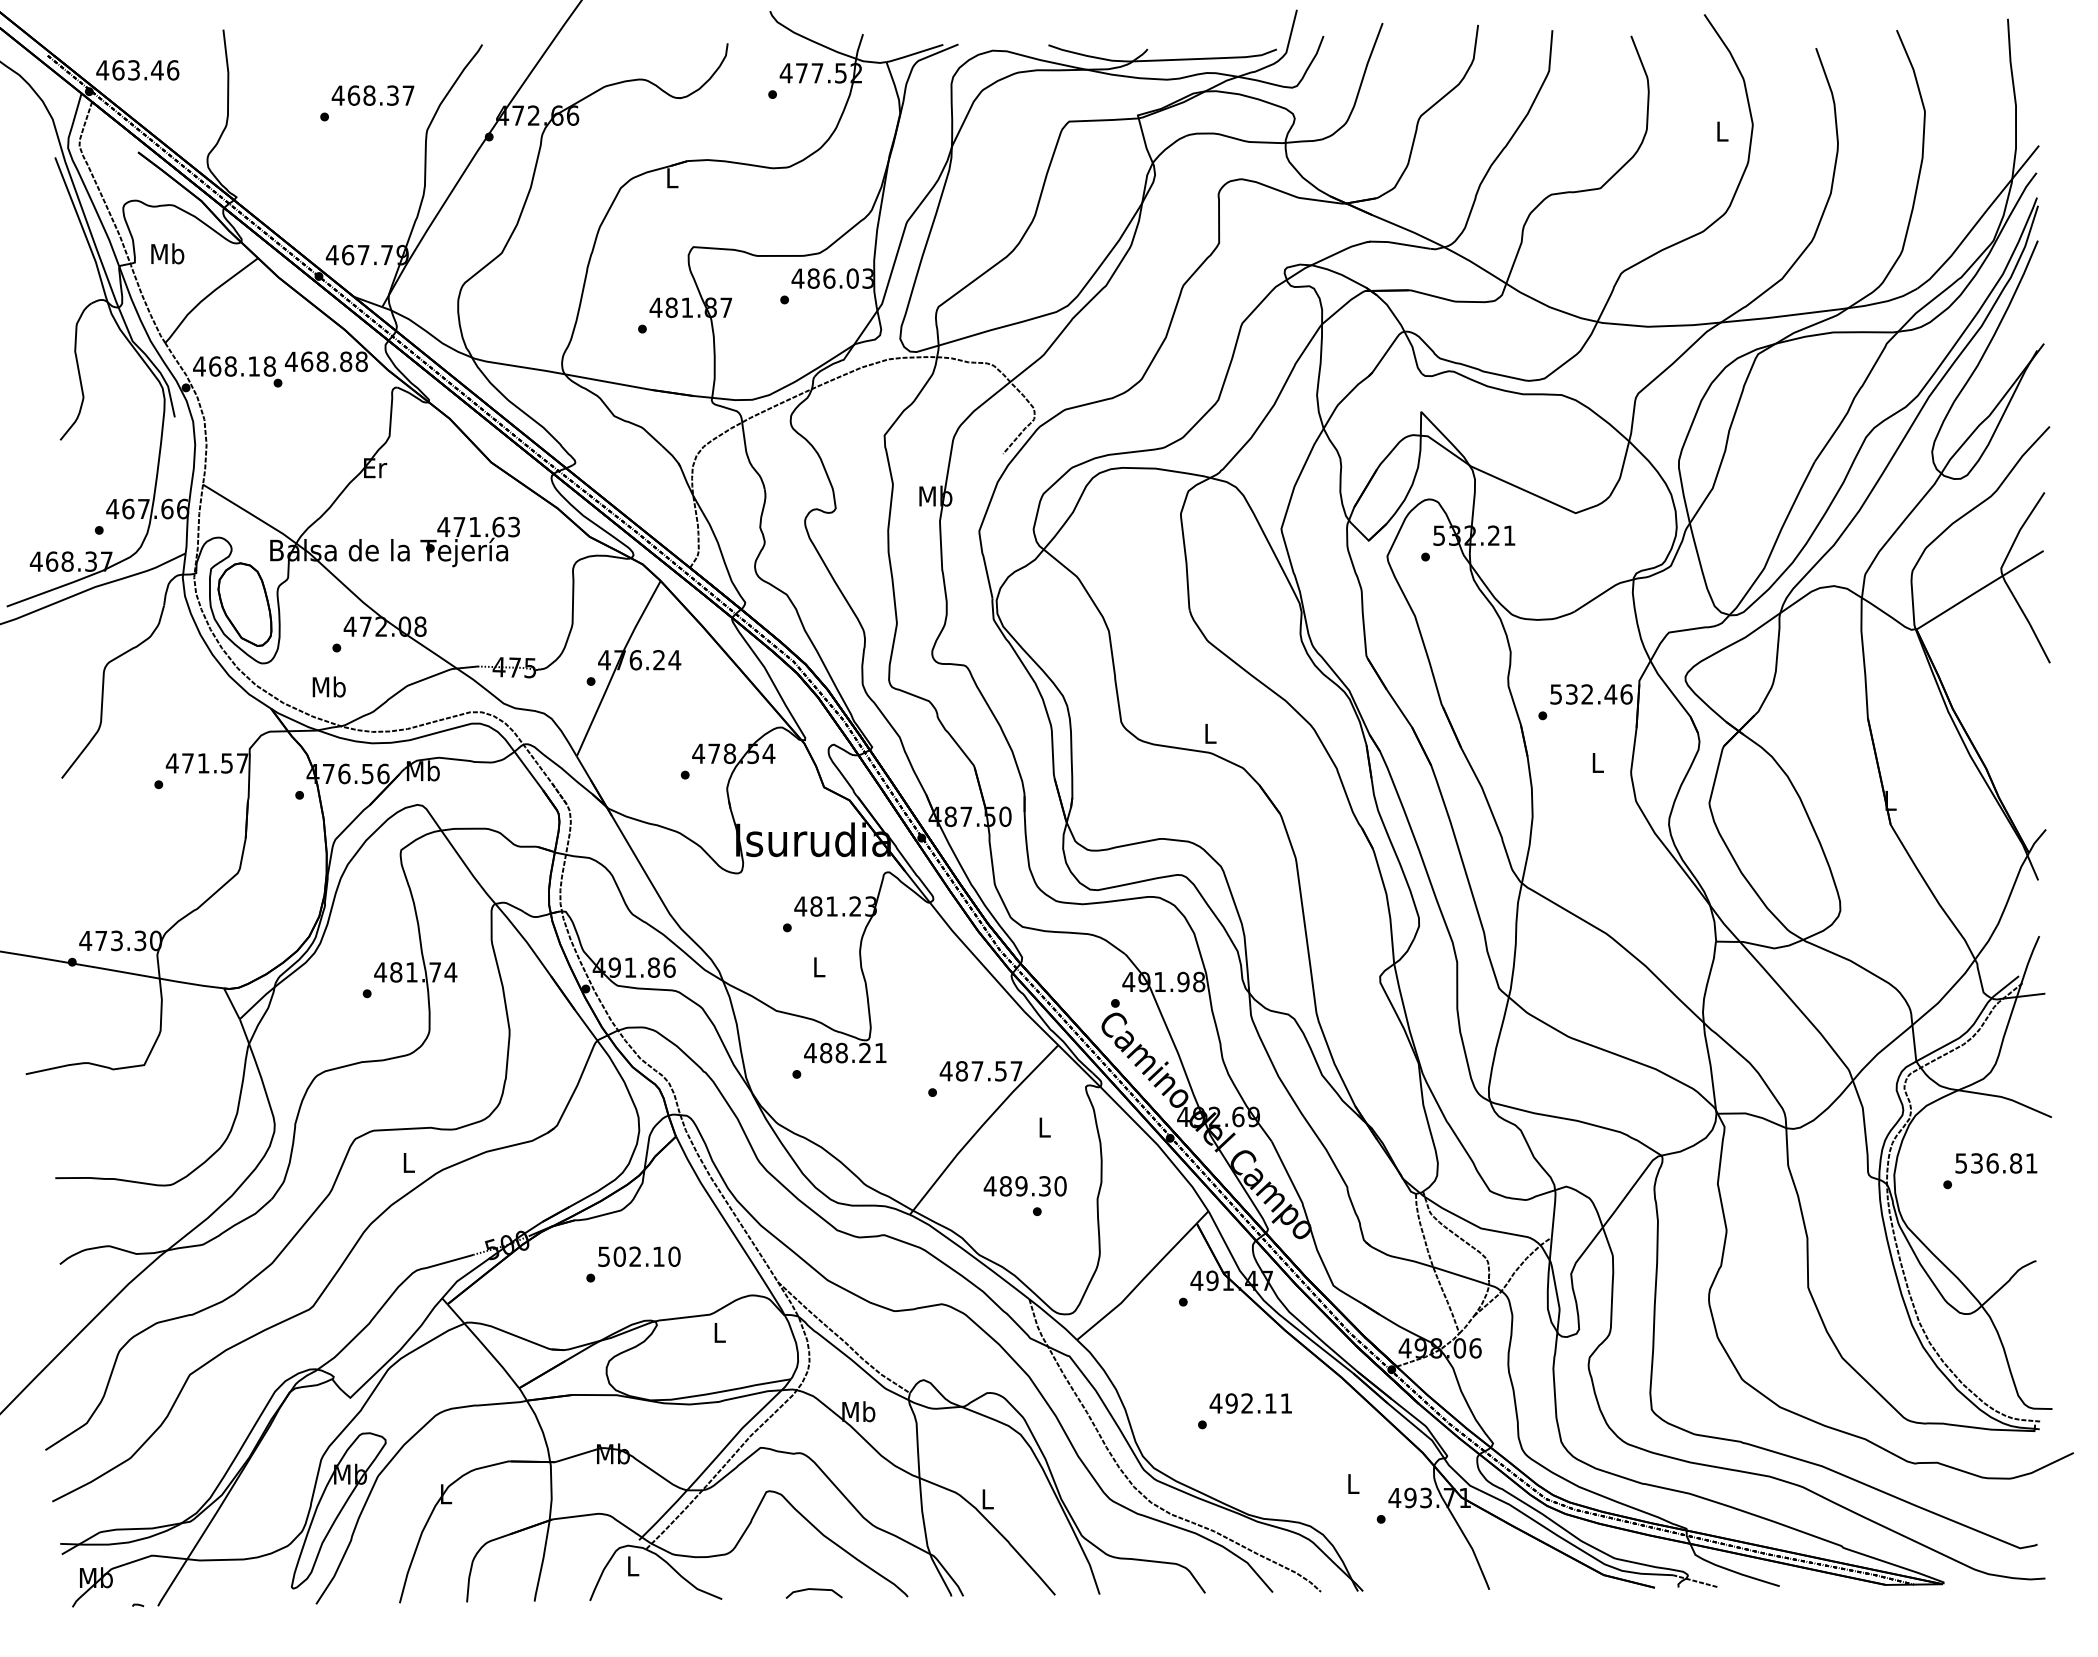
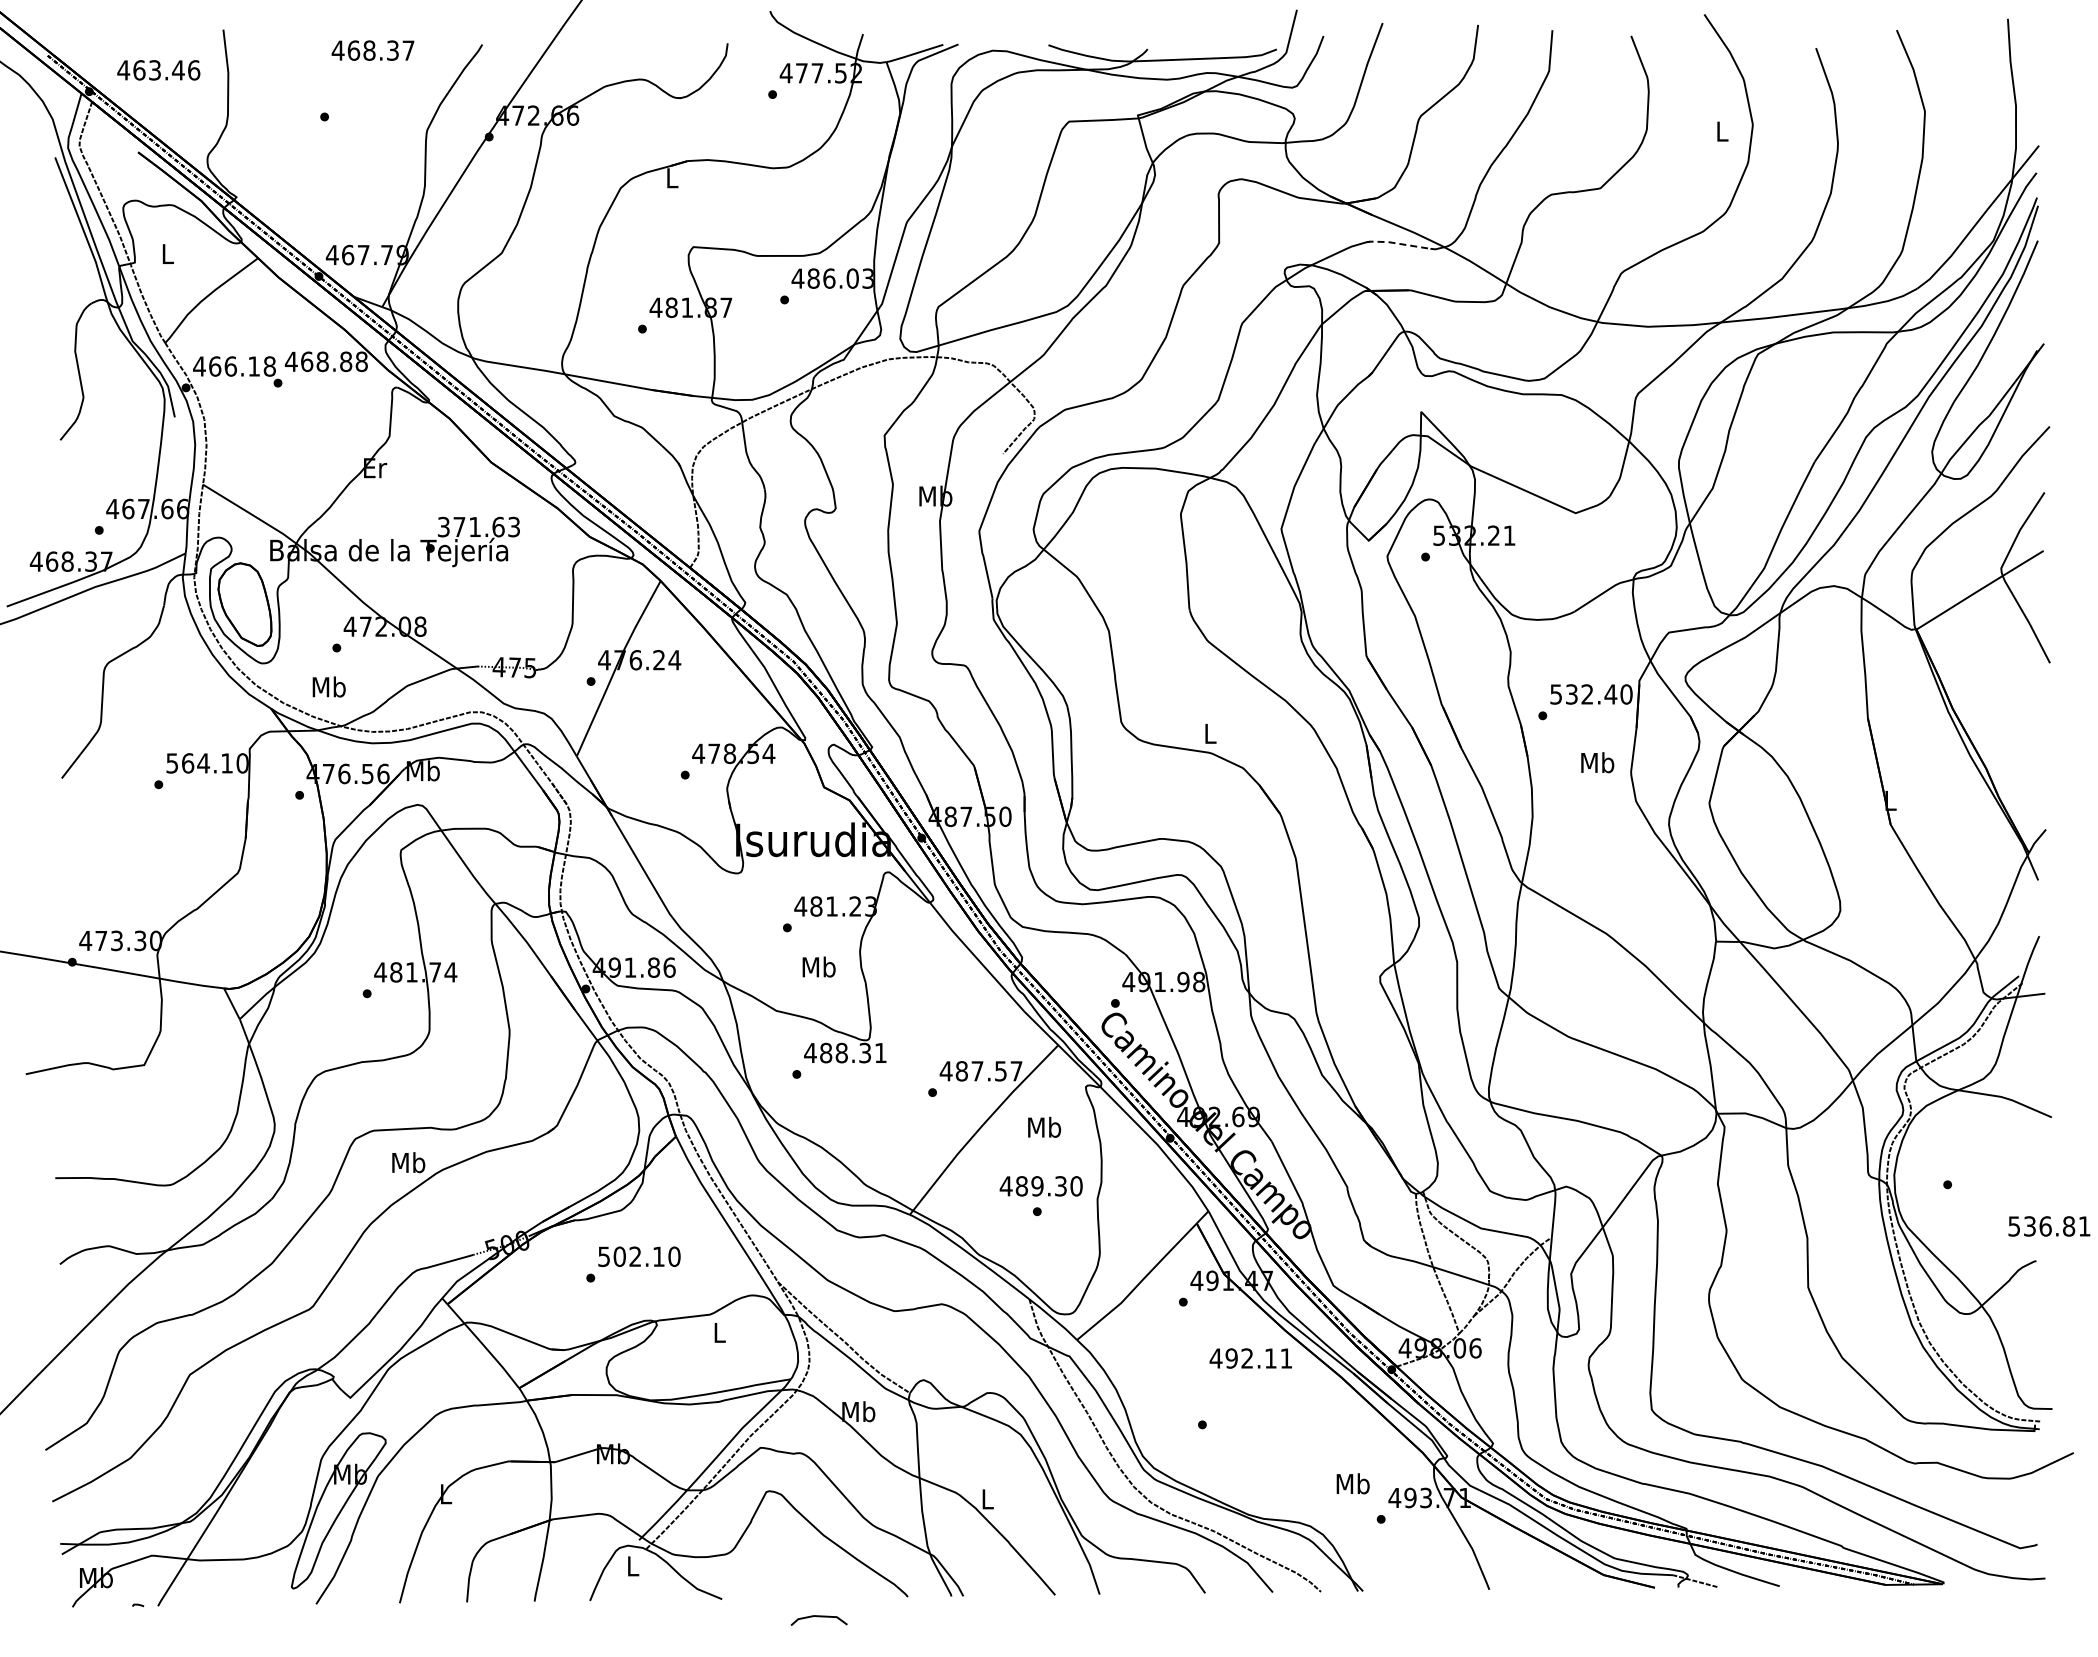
text position: (137, 70) -> (158, 70) (158, 70)
text position: (372, 95) -> (372, 50) (372, 50)
line: solid -> dashed (1397, 243)
text: Mb -> L (167, 253)
text: 468.18 -> 466.18 (230, 366)
text: 471.63 -> 371.63 (443, 526)
text: 532.46 -> 532.40 (1626, 694)
text: L -> Mb (1597, 762)
text: 471.57 -> 564.10 (206, 763)
text: L -> Mb (818, 966)
text: 488.21 -> 488.31 (864, 1053)
text: L -> Mb (1044, 1126)
text: L -> Mb (408, 1162)
text position: (1996, 1163) -> (2049, 1226) (2049, 1226)
text position: (1024, 1186) -> (1040, 1186) (1040, 1186)
text position: (1250, 1403) -> (1250, 1358) (1250, 1358)
text: L -> Mb (1352, 1483)
line position: (813, 1590) -> (818, 1617) (818, 1617)
